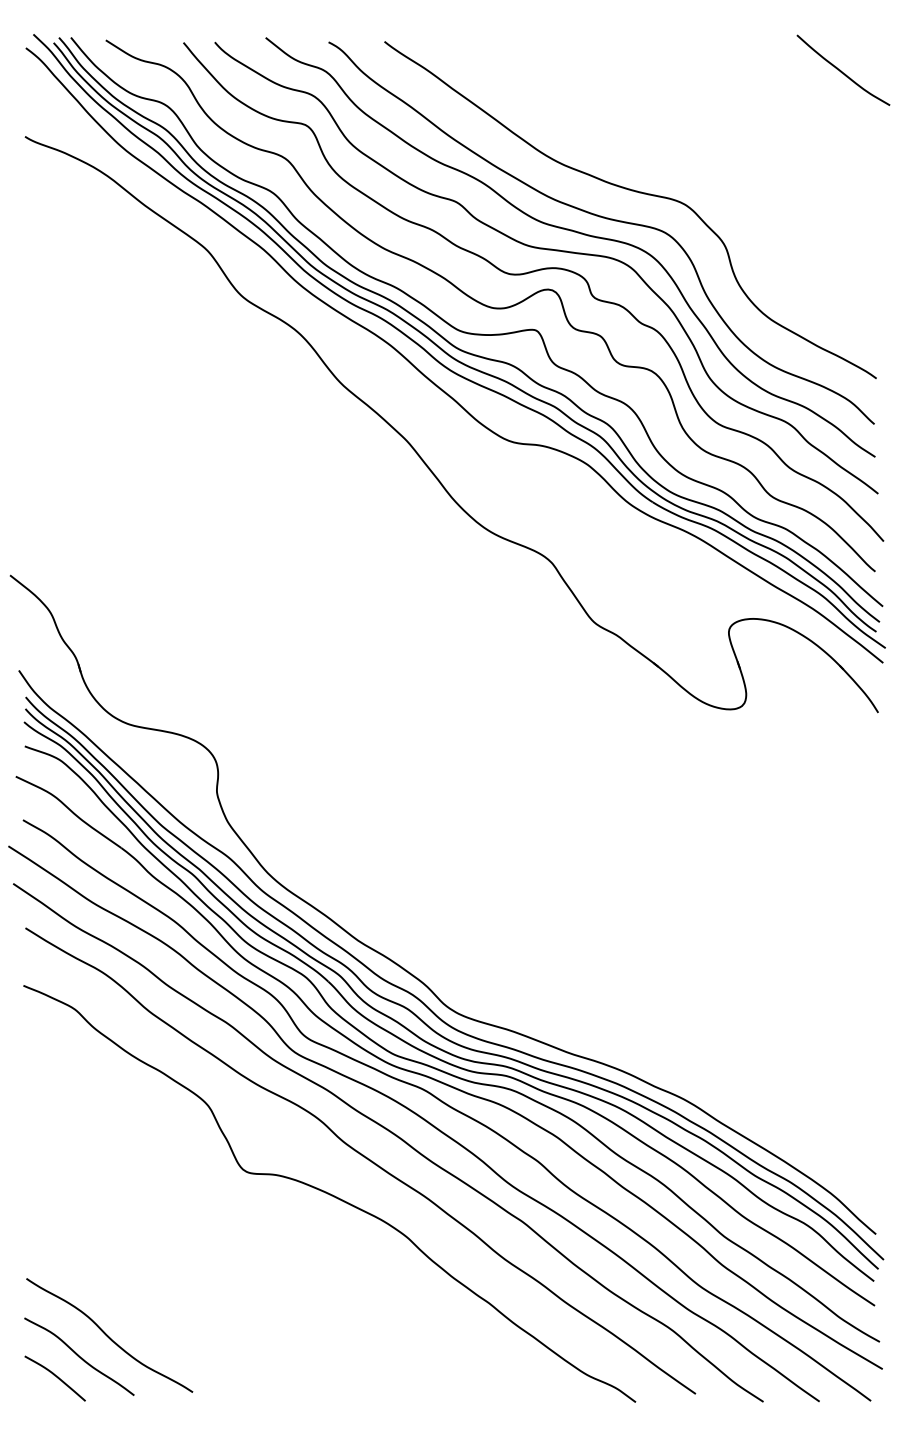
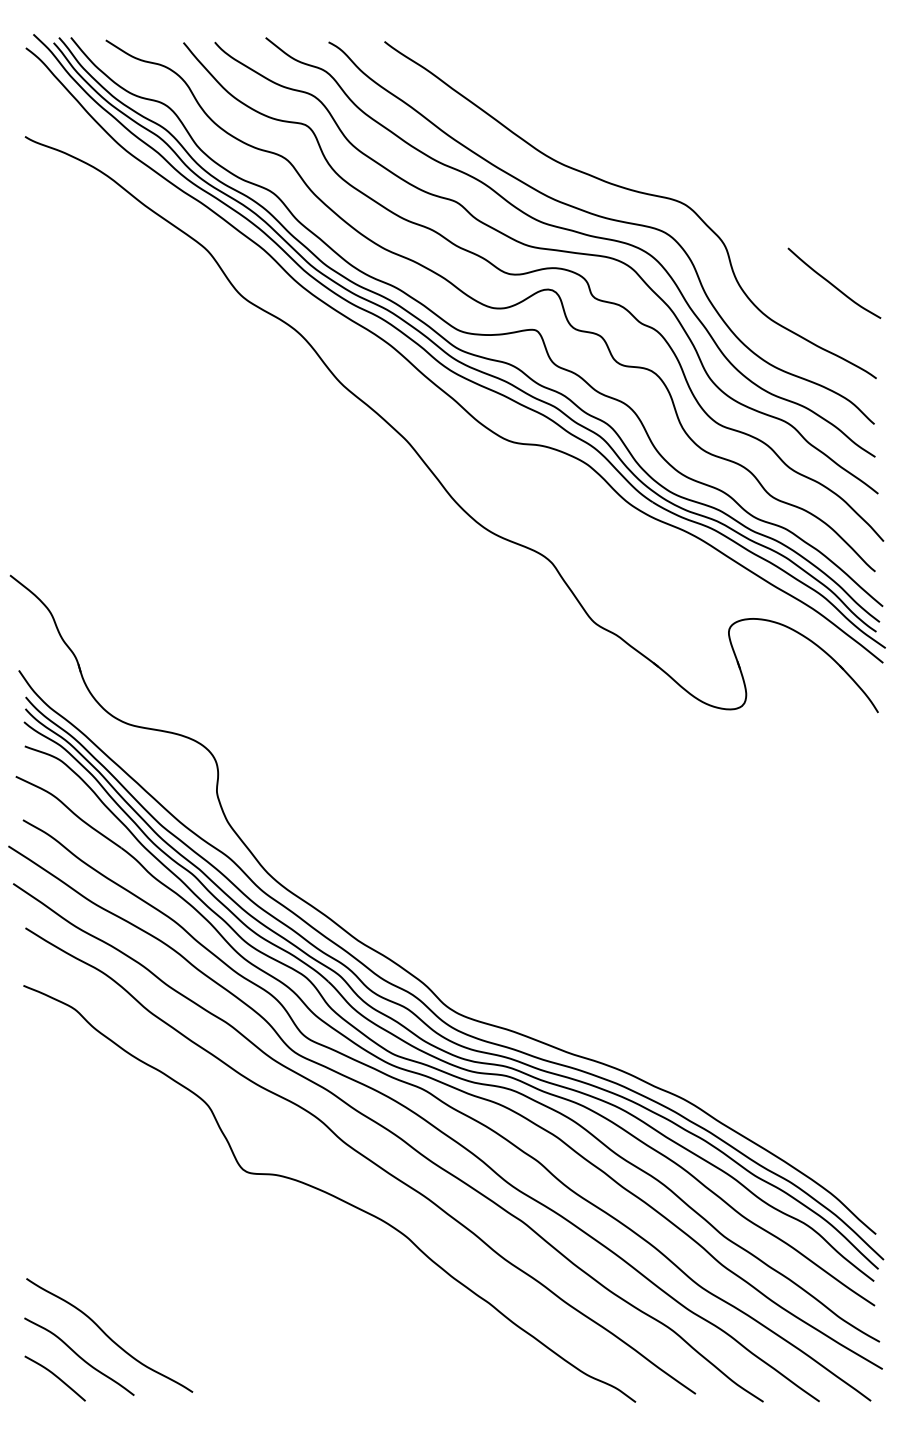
curve position: (841, 70) -> (832, 283) (832, 283)
